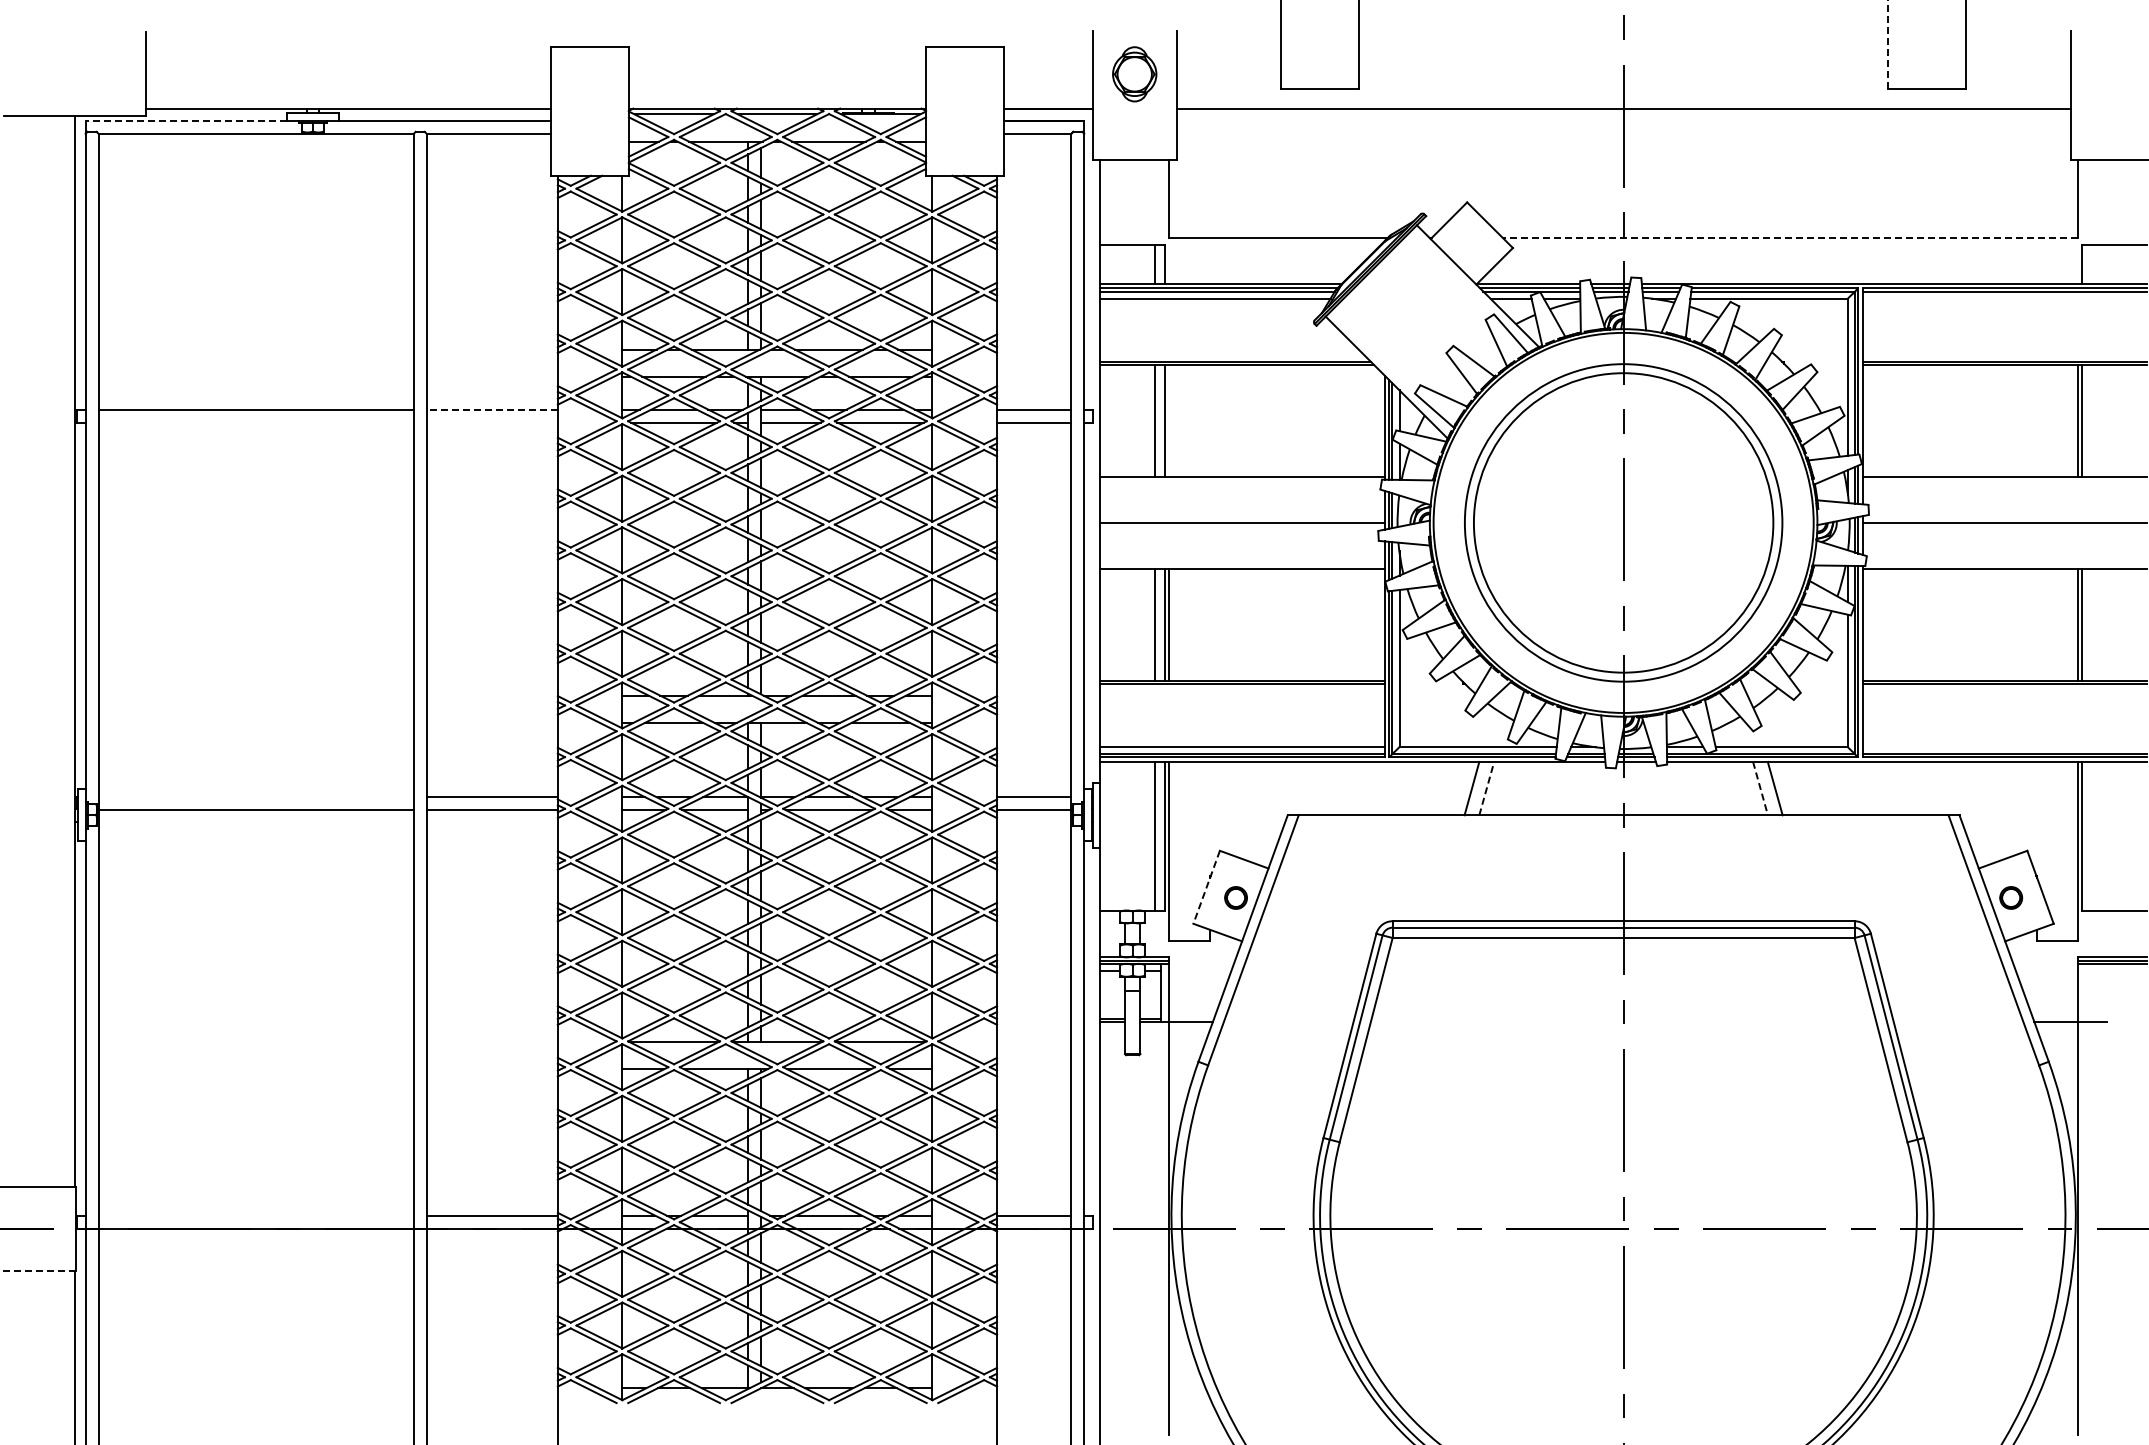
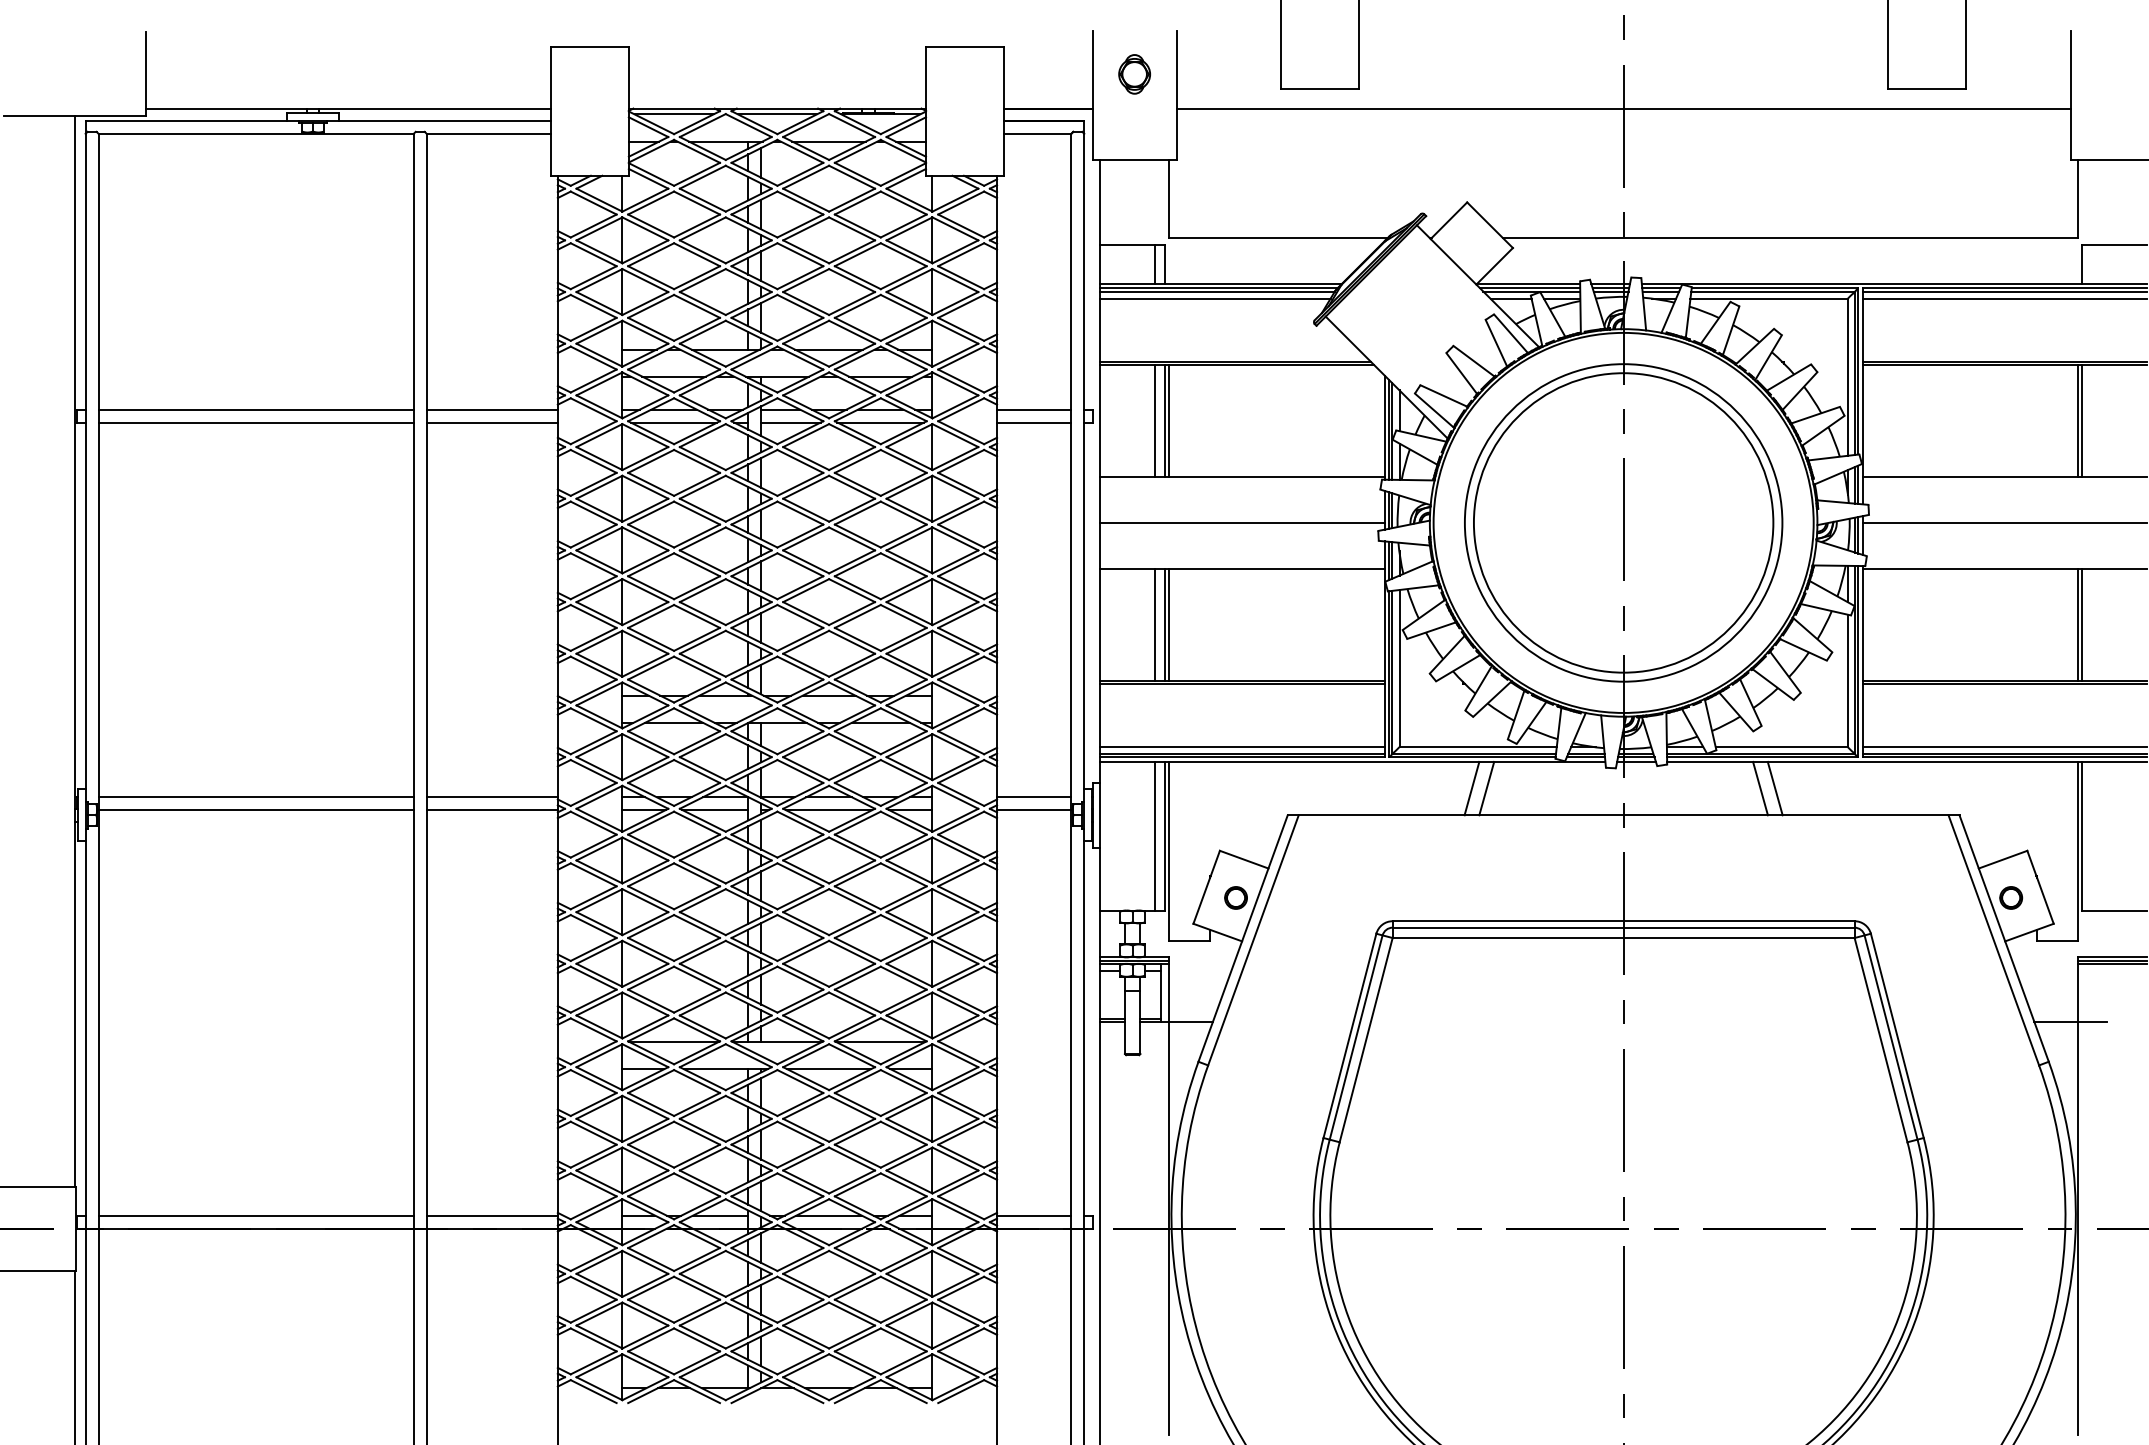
line: dashed -> solid (1888, 44)
part size: 46x57 px -> 33x41 px (1134, 74)
line: dashed -> solid (186, 120)
line: dashed -> solid (1790, 237)
line: none -> present (2003, 298)
line: dashed -> solid (492, 409)
line: none -> present (1168, 421)
line: none -> present (255, 422)
line: none -> present (491, 422)
line: none -> present (2003, 747)
line: dashed -> solid (1486, 788)
line: dashed -> solid (1760, 788)
line: none -> present (255, 797)
line: dashed -> solid (1206, 887)
line: none -> present (255, 1215)
line: dashed -> solid (38, 1270)
